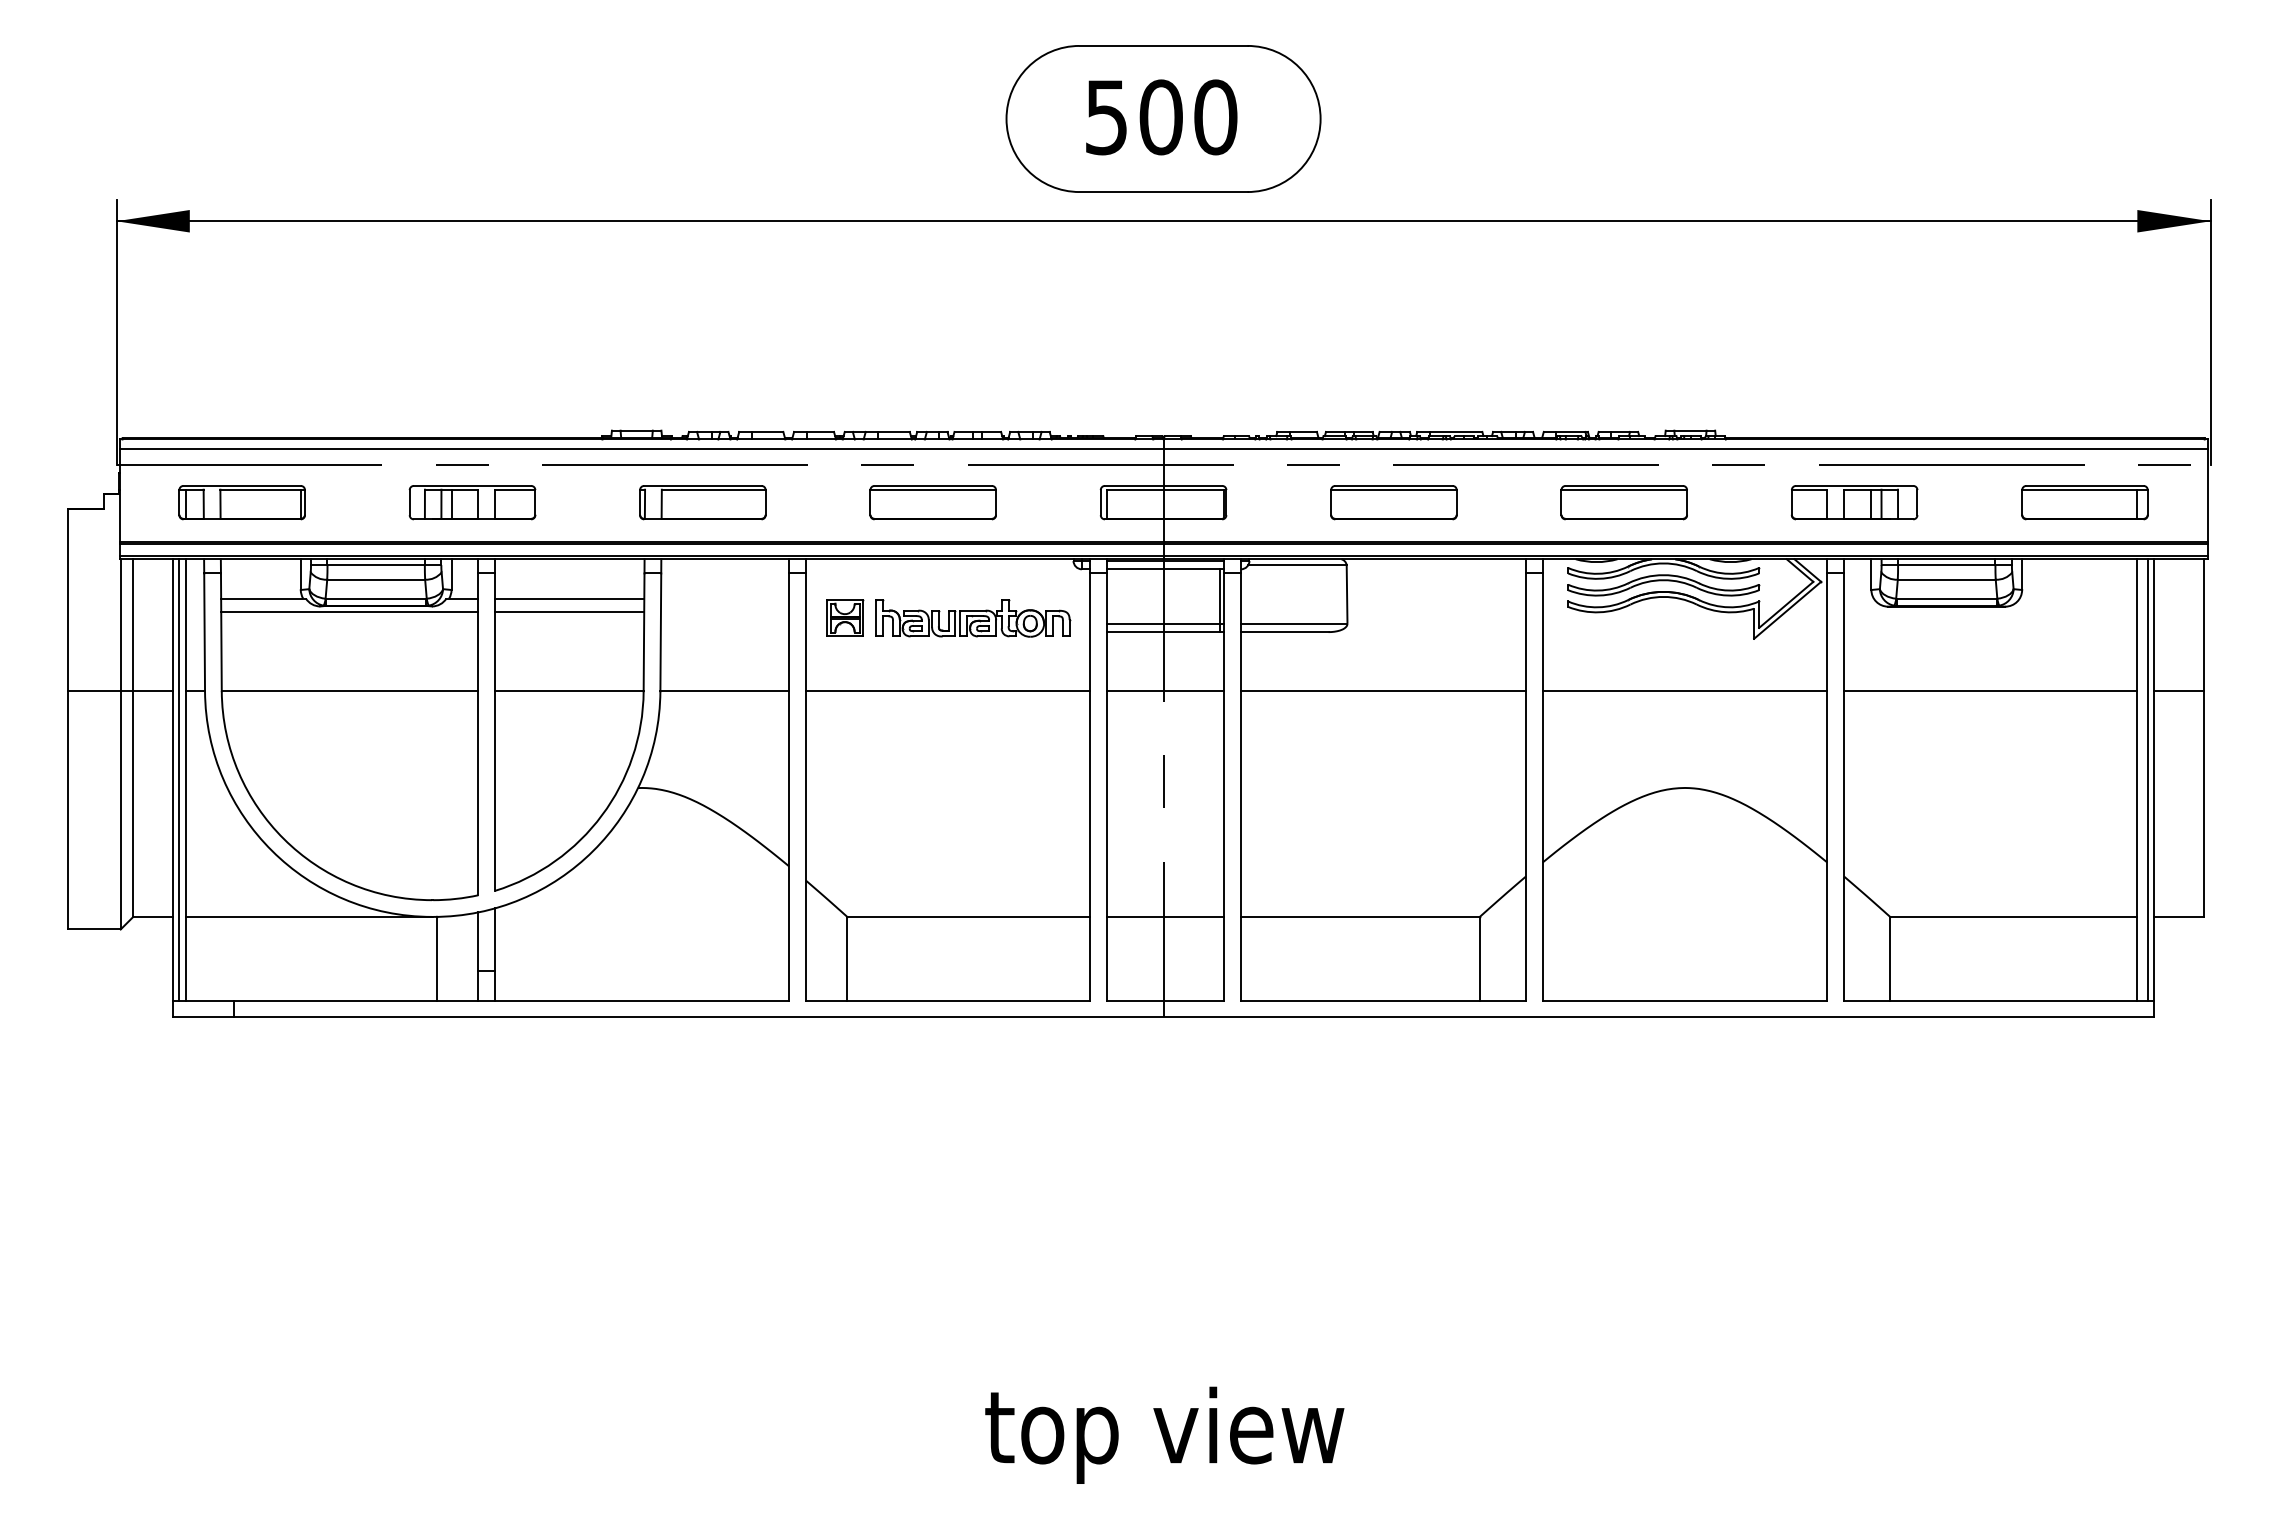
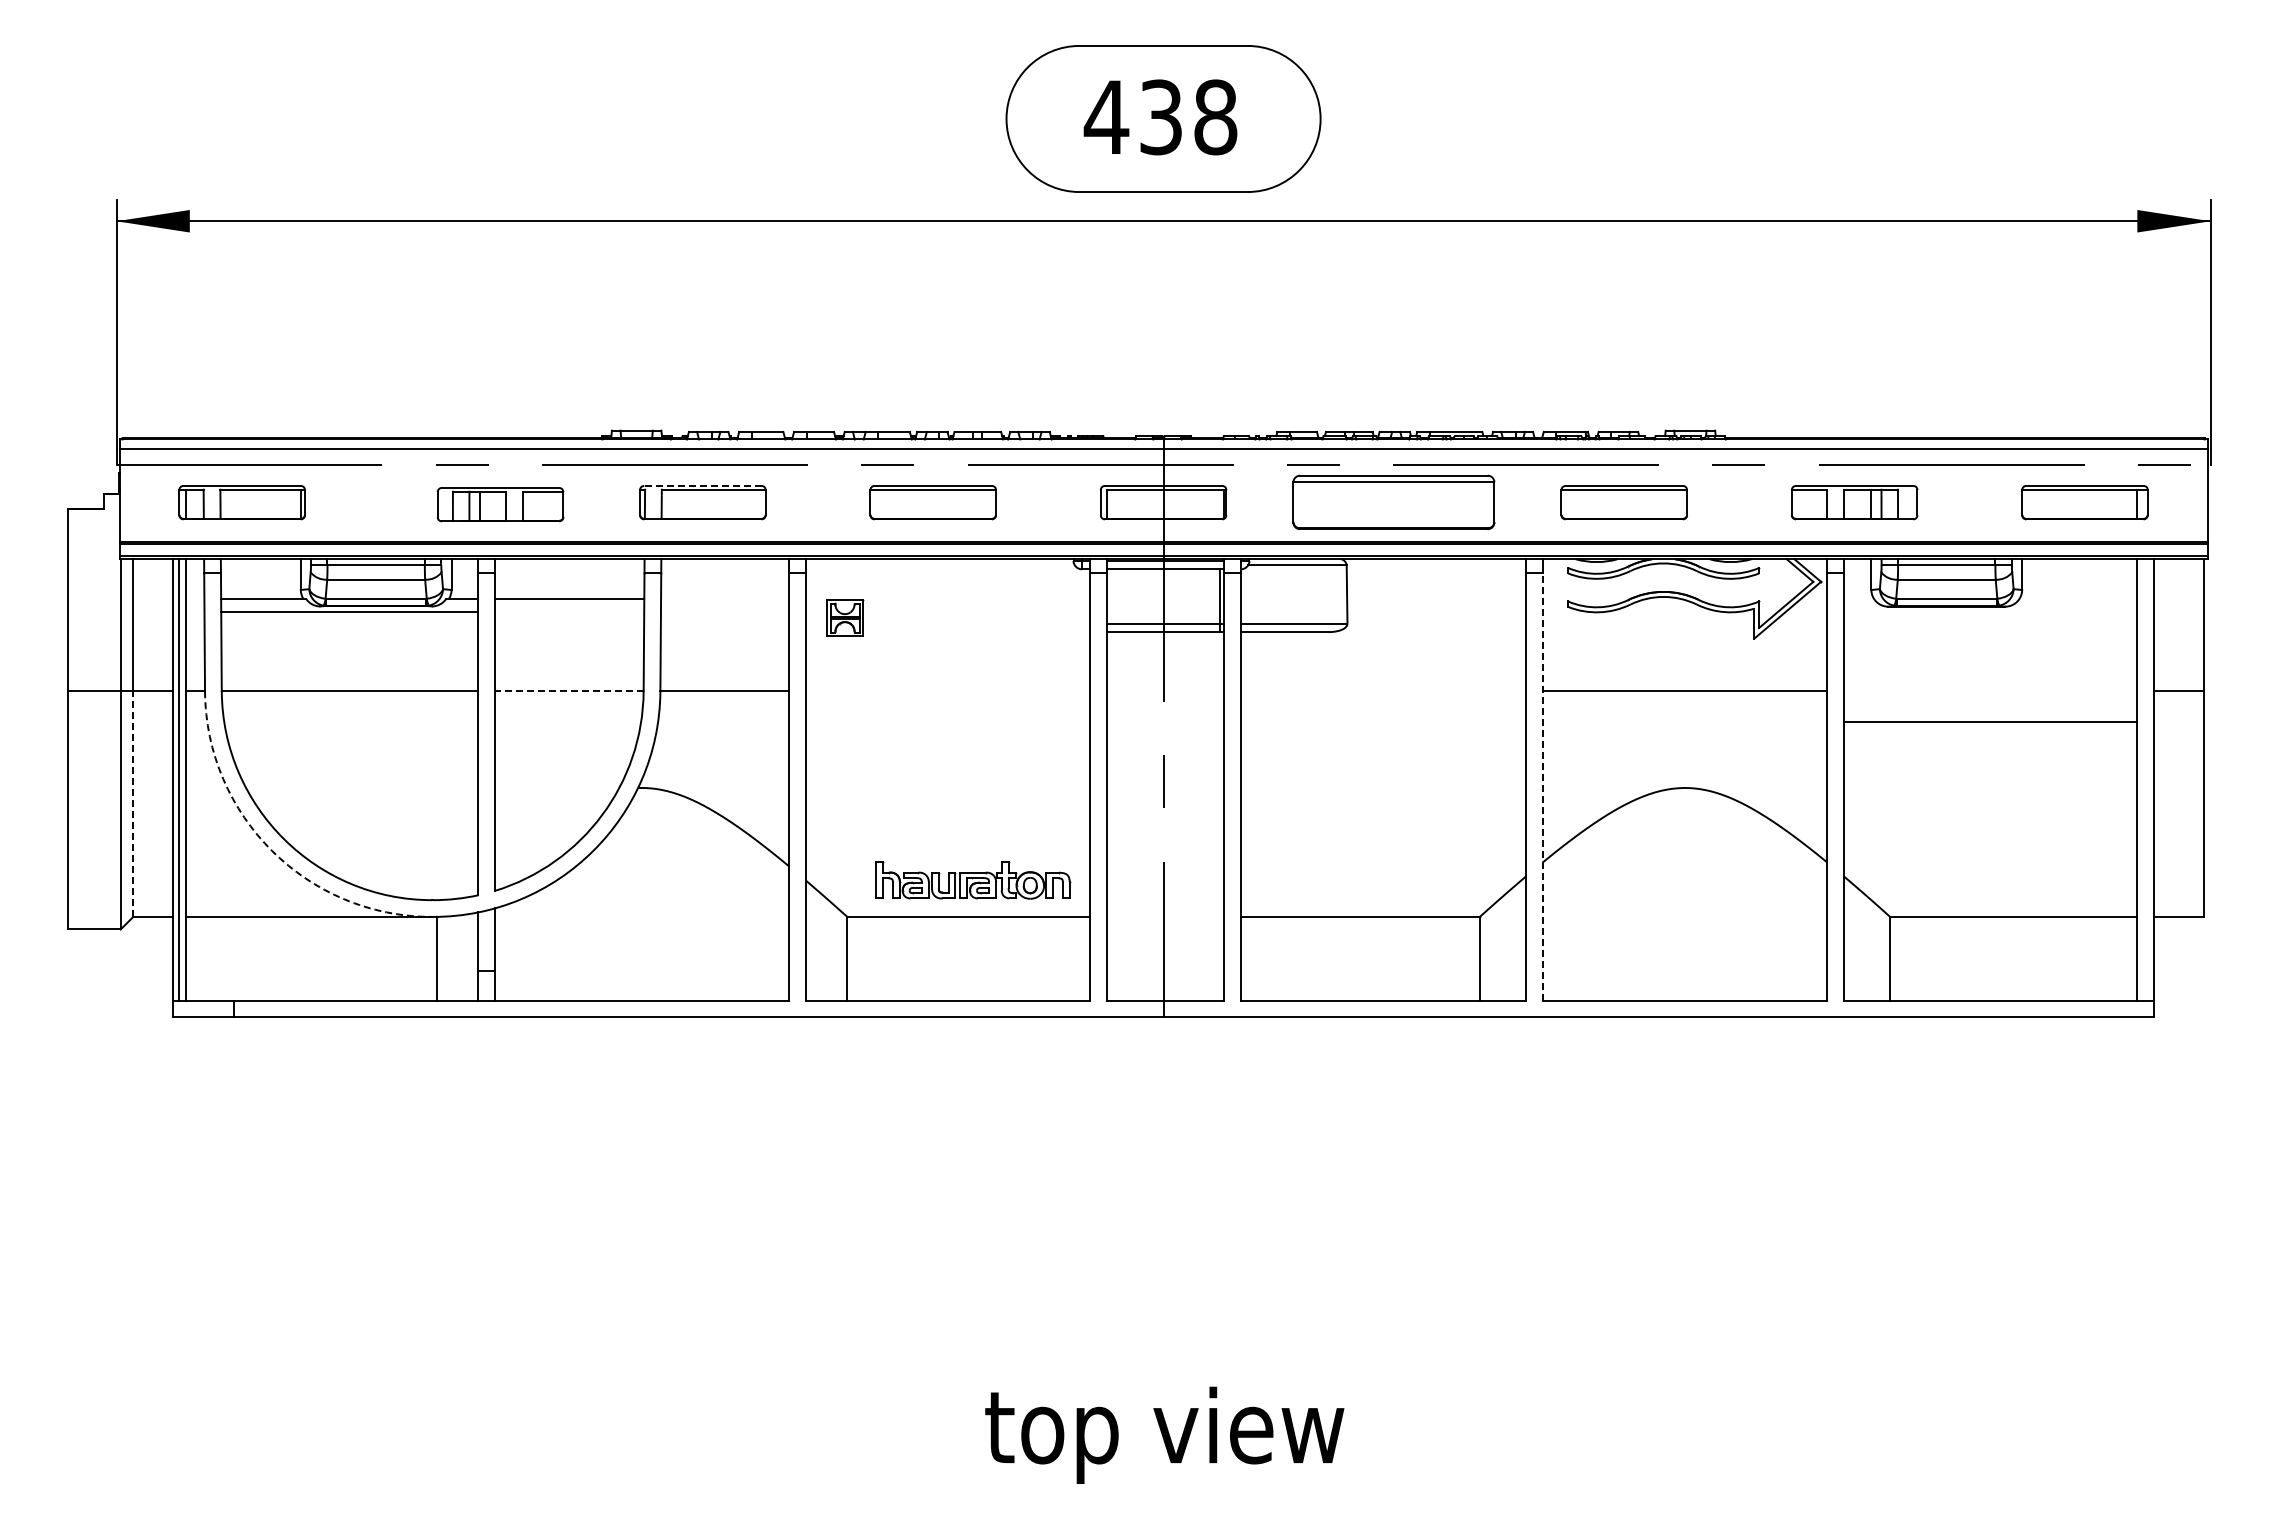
text: 500 -> 438 (1160, 117)
line: solid -> dashed (702, 485)
part position: (472, 502) -> (500, 504) (500, 504)
part size: 128x36 px -> 204x57 px (1393, 502)
part: present -> none (1663, 585)
line: present -> none (569, 611)
part position: (973, 618) -> (973, 880) (973, 880)
line: solid -> dashed (568, 691)
line: present -> none (947, 691)
line: present -> none (1165, 691)
line: present -> none (1383, 691)
line position: (1990, 691) -> (1990, 722) (1990, 722)
line: present -> none (2147, 779)
line: solid -> dashed (1542, 787)
line: solid -> dashed (133, 804)
arc: solid -> dashed (272, 850)
line: present -> none (1165, 916)
